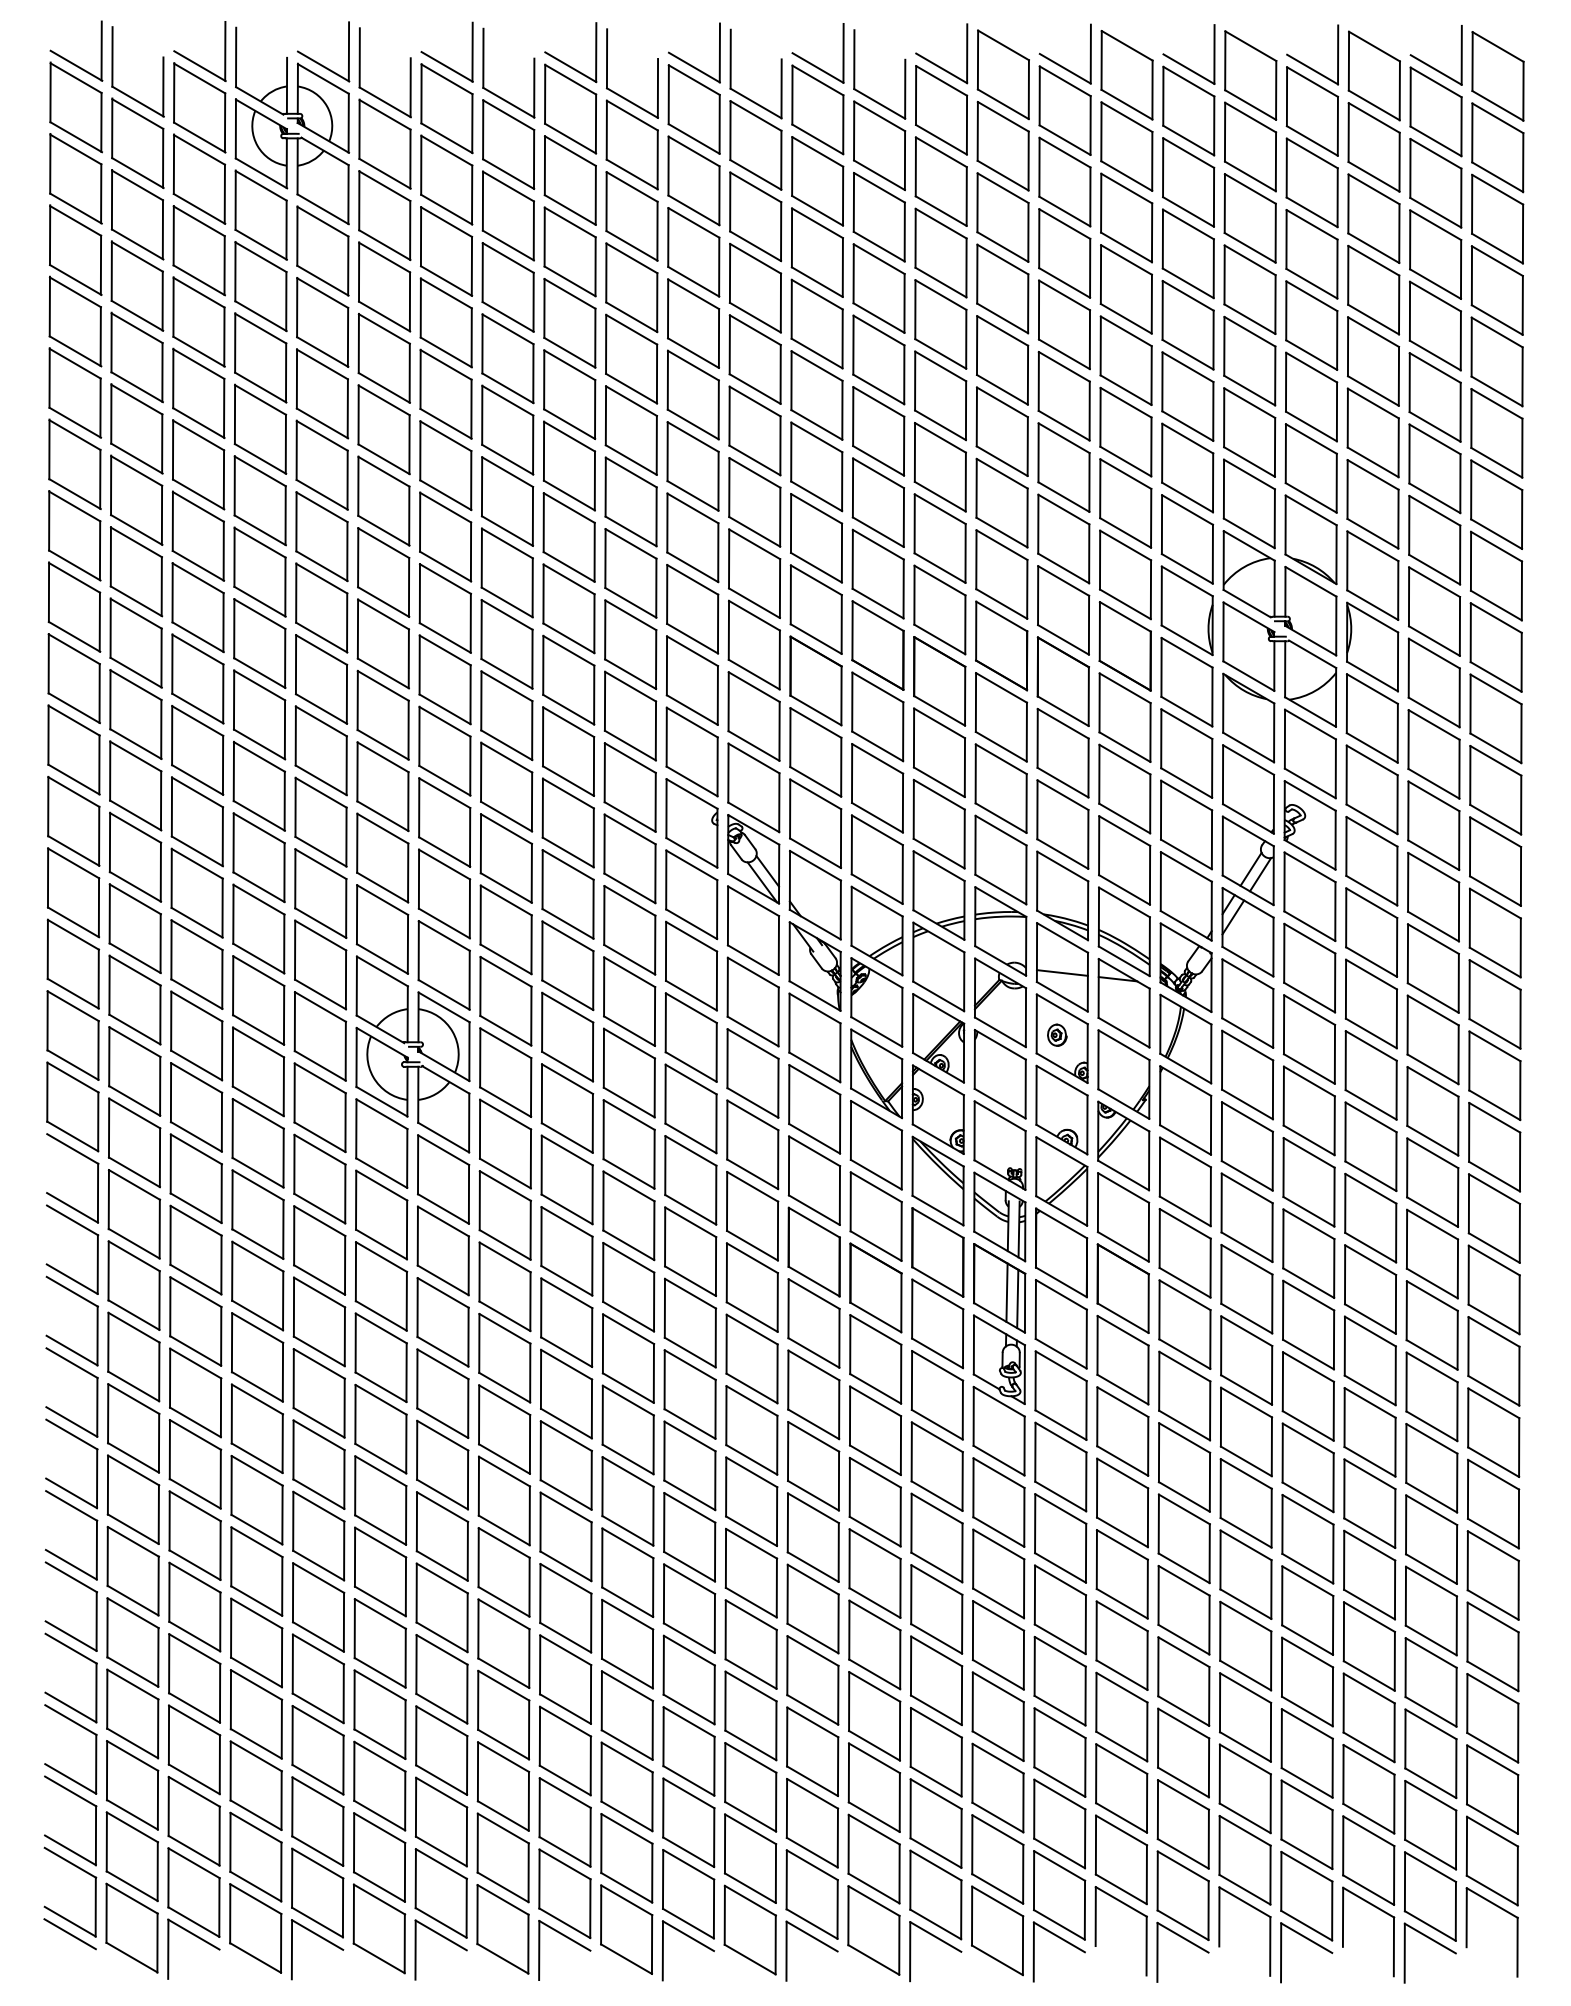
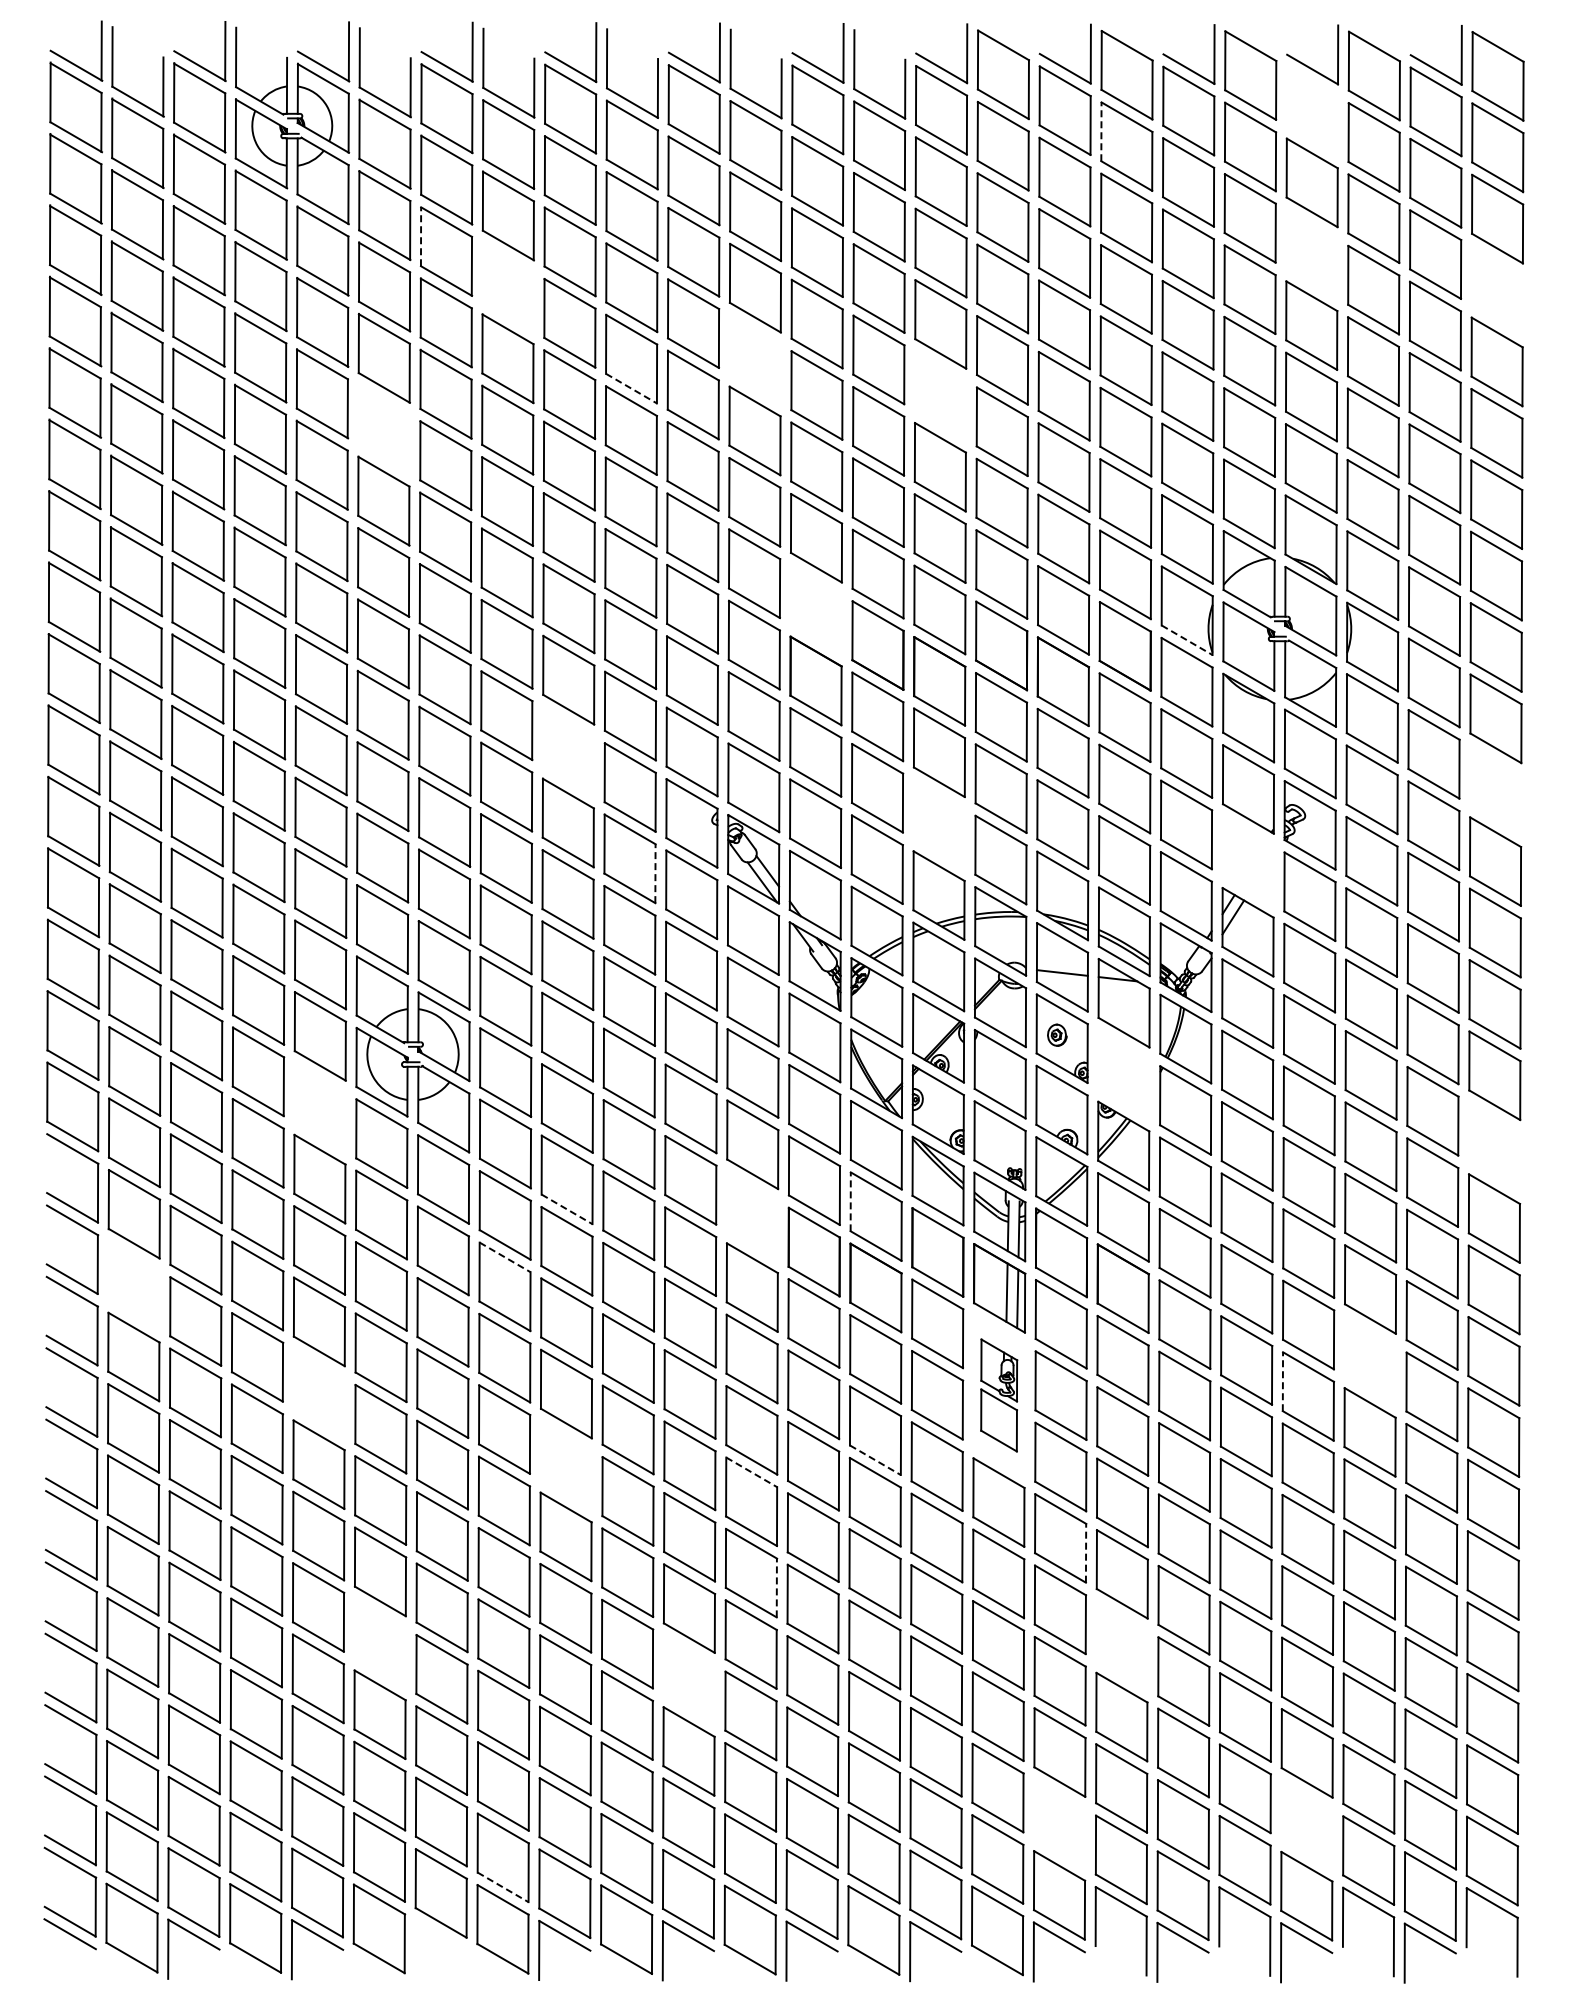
part: present -> none (1311, 111)
line: solid -> dashed (1101, 131)
line: solid -> dashed (421, 236)
part: present -> none (1311, 254)
part: present -> none (507, 287)
part: present -> none (1496, 290)
part: present -> none (754, 359)
line: solid -> dashed (631, 388)
part: present -> none (940, 395)
part: present -> none (383, 429)
part: present -> none (815, 609)
line: solid -> dashed (1187, 640)
part: present -> none (568, 751)
part: present -> none (1495, 790)
part: present -> none (938, 823)
part: present -> none (1247, 860)
line: solid -> dashed (655, 873)
part: present -> none (1123, 1074)
part: present -> none (319, 1107)
part: present -> none (1494, 1147)
line: solid -> dashed (850, 1201)
line: solid -> dashed (567, 1209)
part: present -> none (752, 1216)
line: solid -> dashed (505, 1257)
part: present -> none (133, 1285)
part: present -> none (1369, 1360)
line: solid -> dashed (1282, 1381)
part: present -> none (318, 1393)
part size: 54x163 px -> 39x115 px (999, 1395)
line: solid -> dashed (875, 1460)
part: present -> none (565, 1465)
line: solid -> dashed (751, 1472)
line: solid -> dashed (1086, 1552)
line: solid -> dashed (776, 1587)
part: present -> none (379, 1643)
part: present -> none (1121, 1645)
part: present -> none (688, 1679)
part: present -> none (1059, 1823)
part: present -> none (1306, 1824)
line: solid -> dashed (503, 1887)
part: present -> none (447, 1940)
